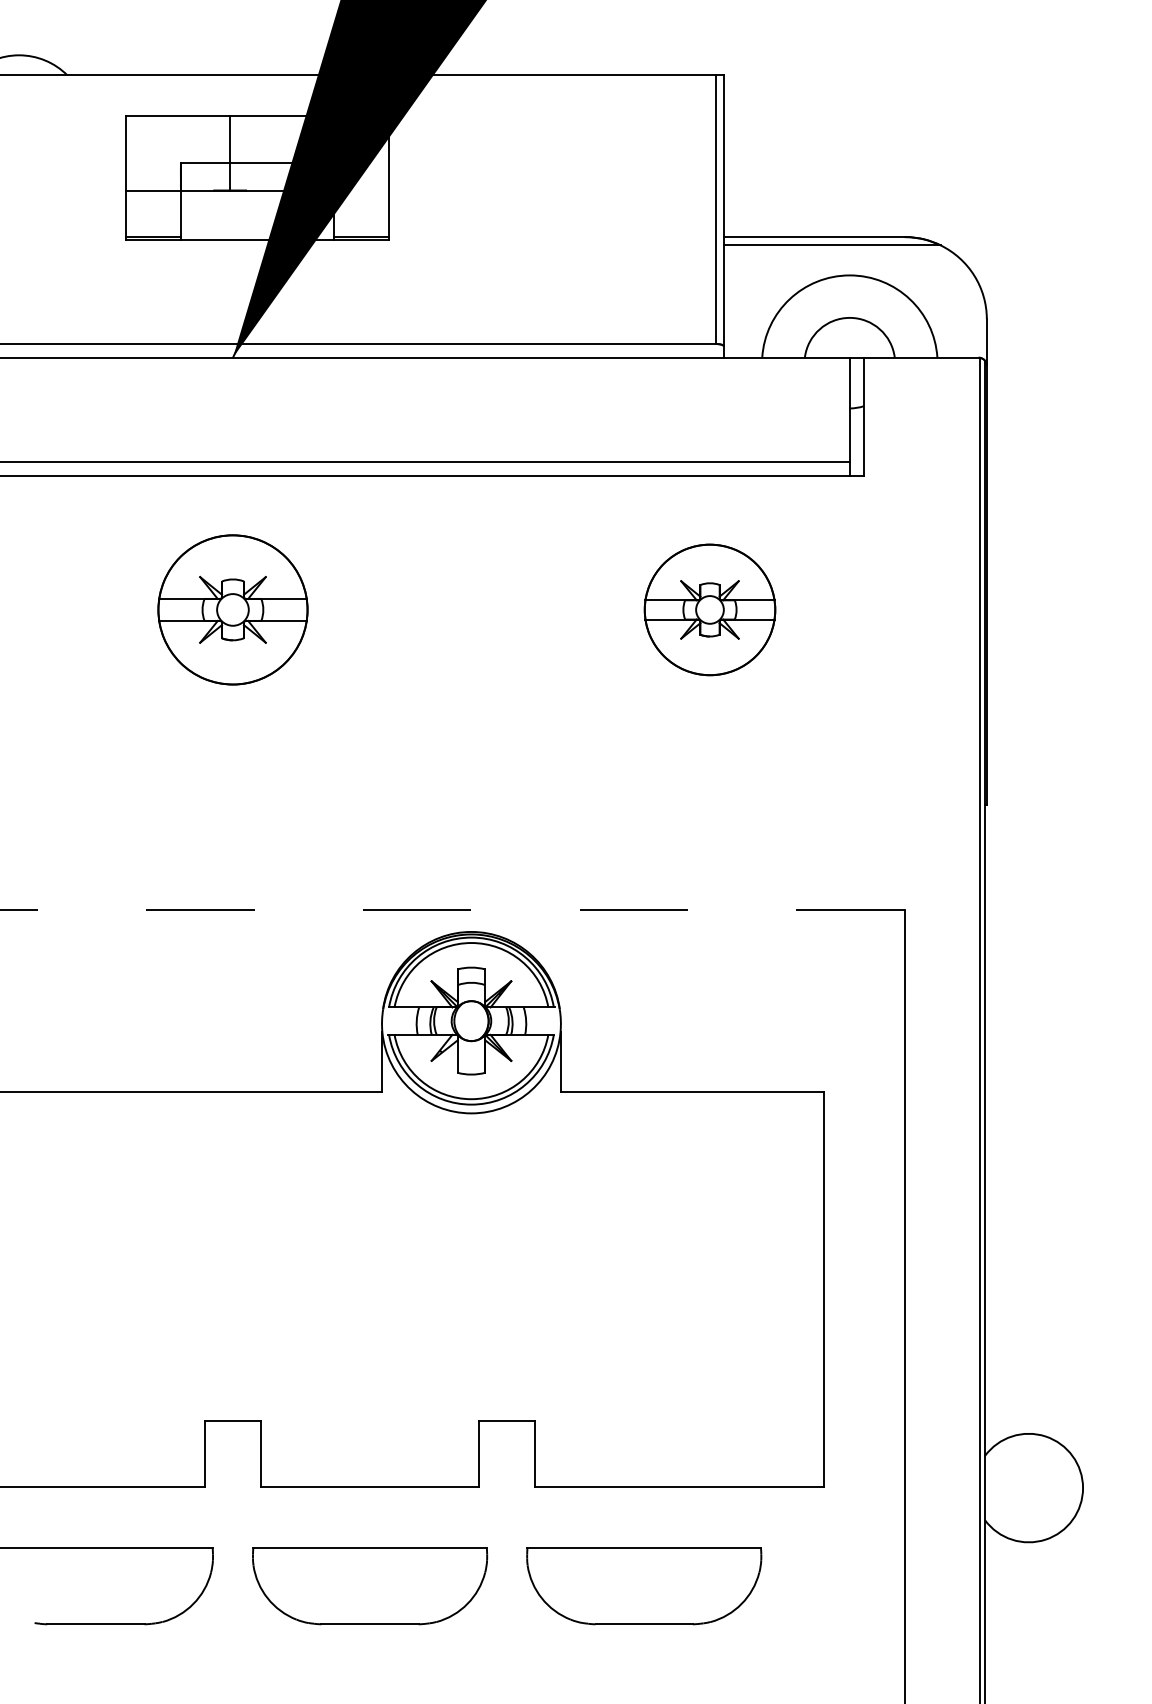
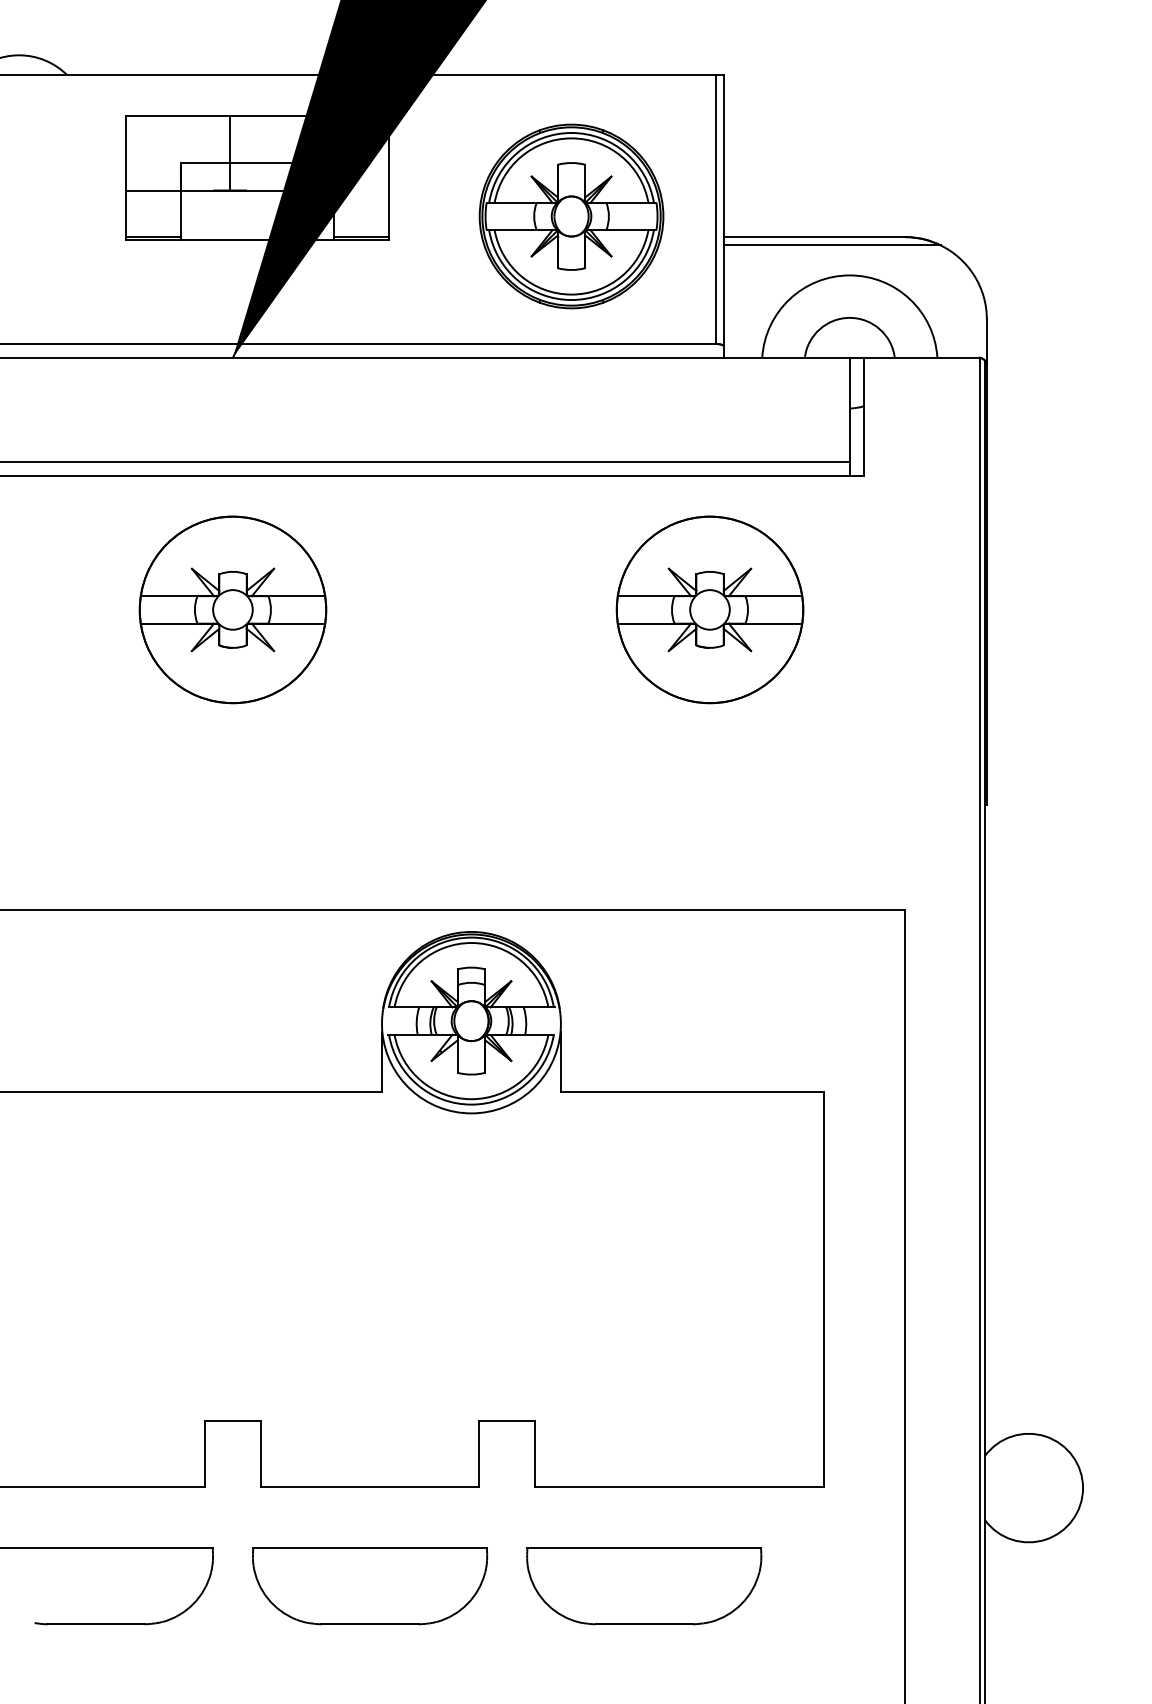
part: none -> present (571, 216)
part size: 152x152 px -> 190x190 px (232, 609)
part size: 134x134 px -> 190x190 px (709, 609)
line: dashed -> solid (451, 910)
